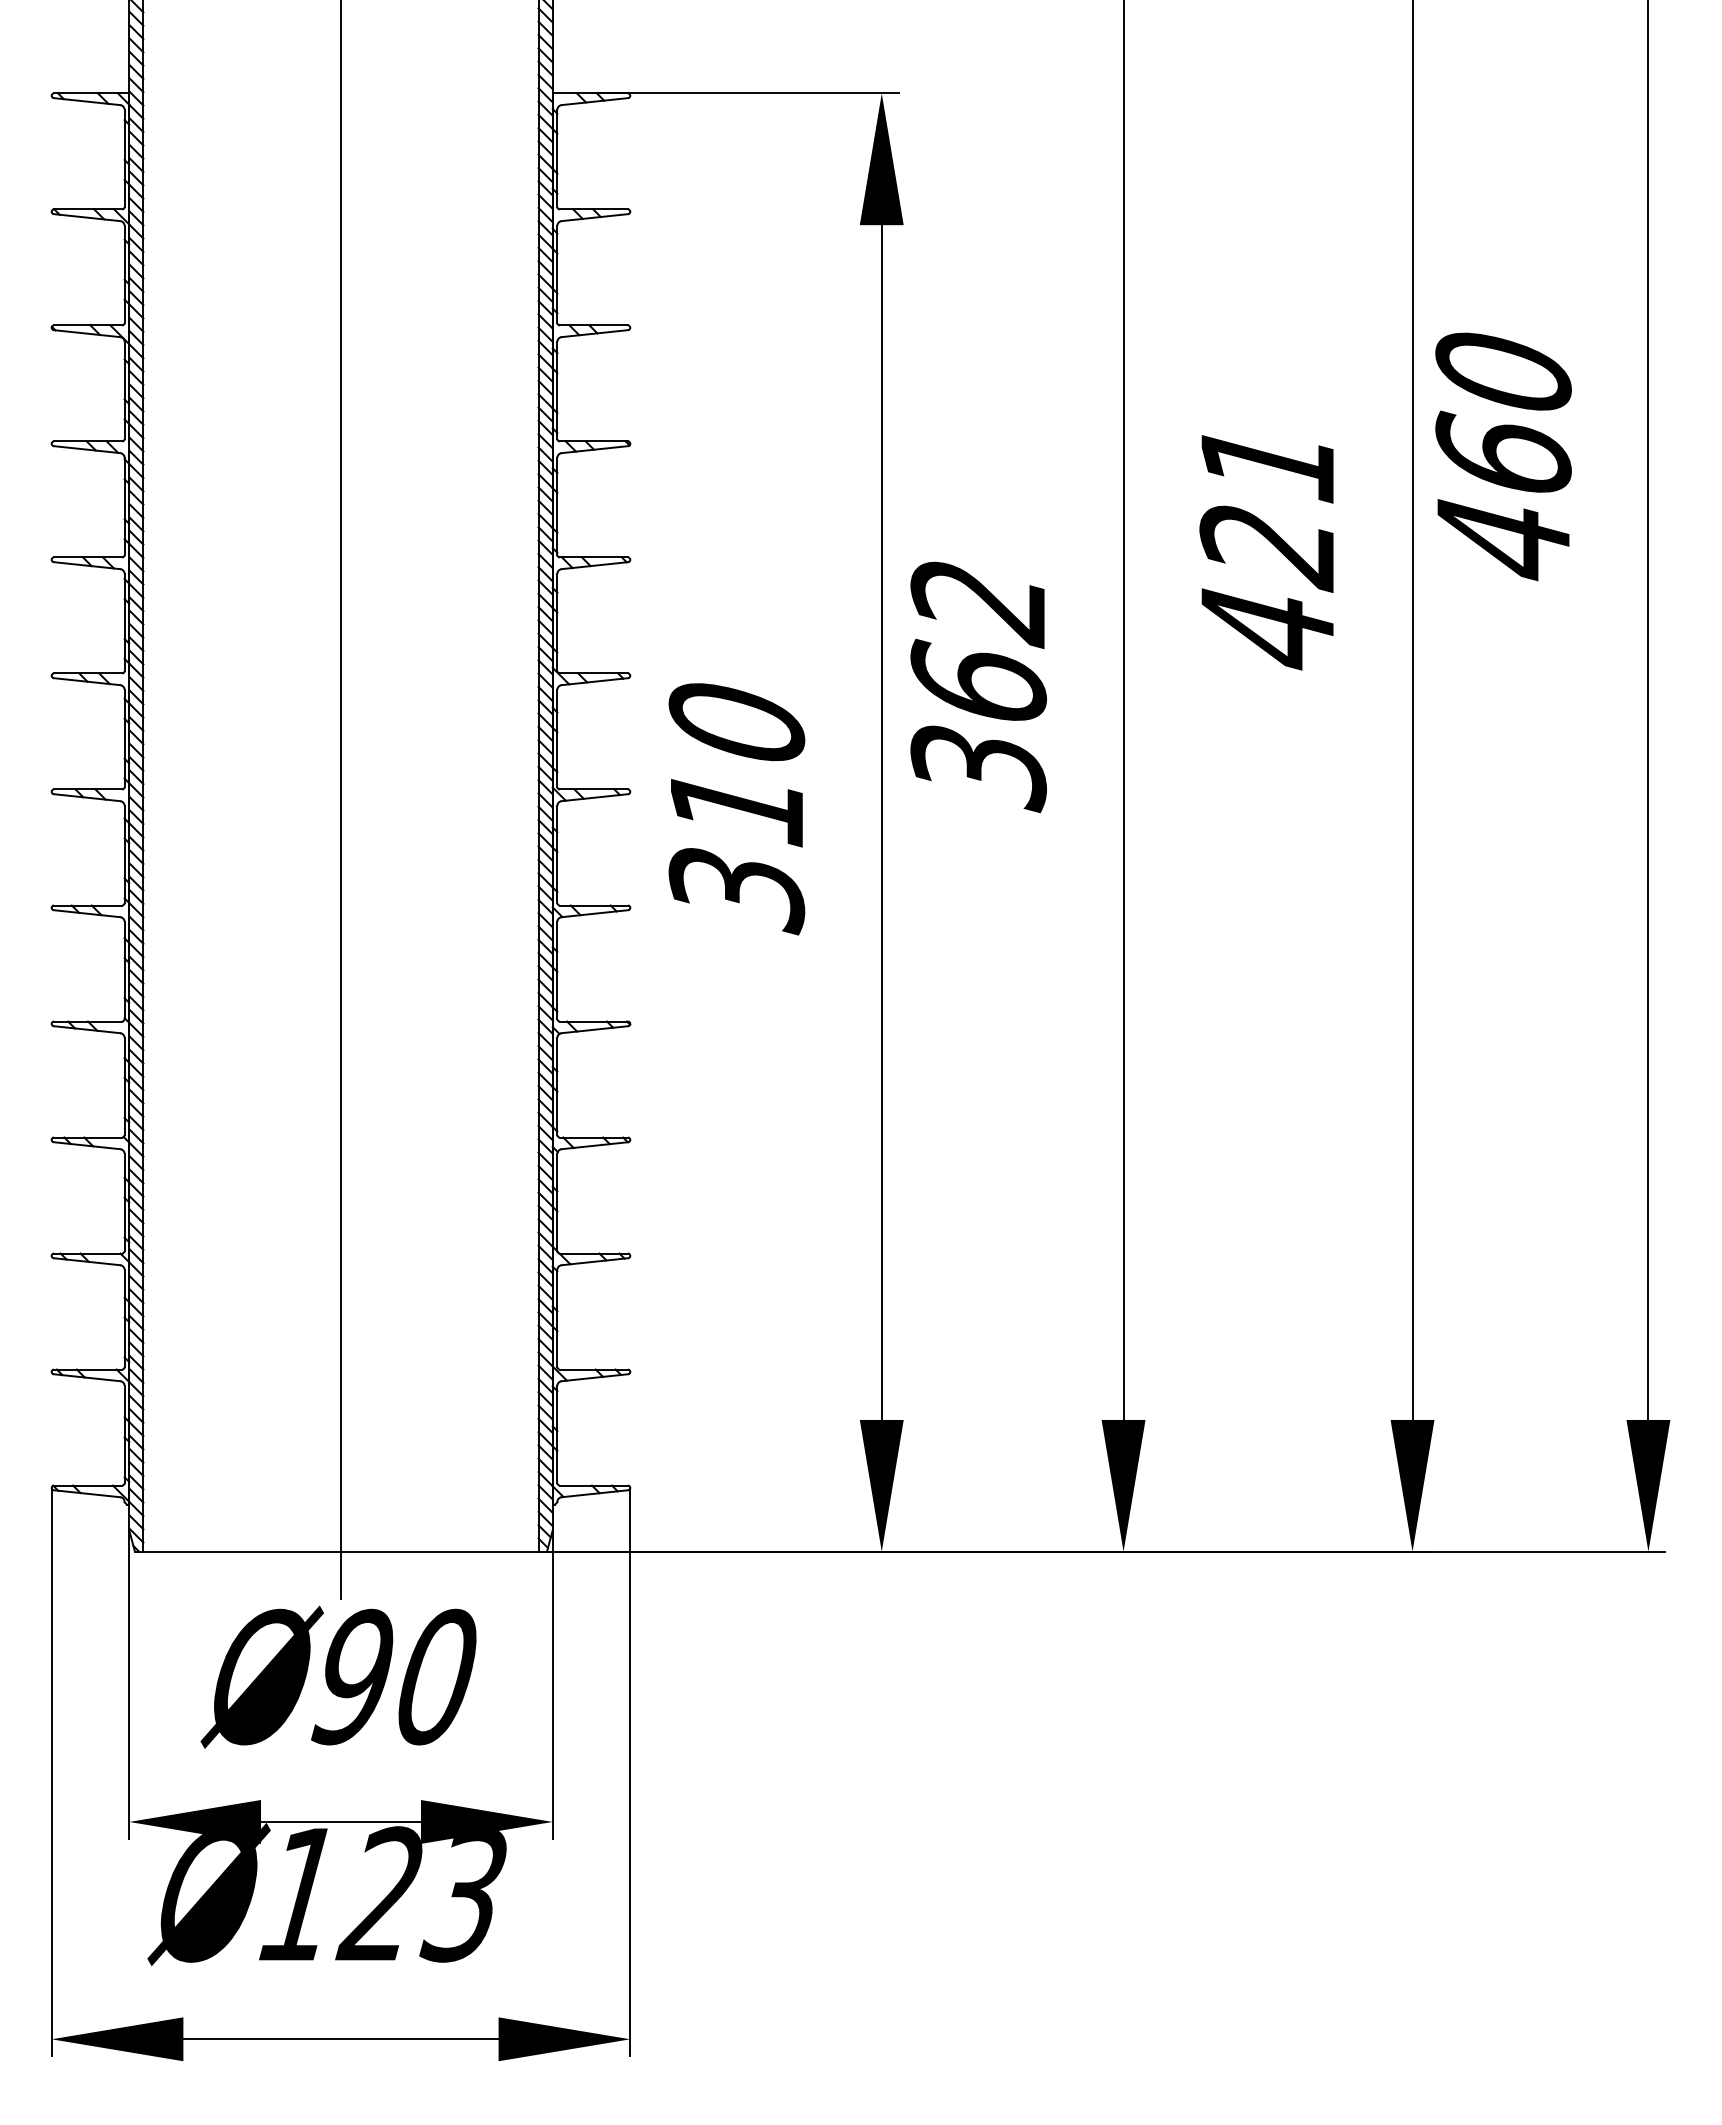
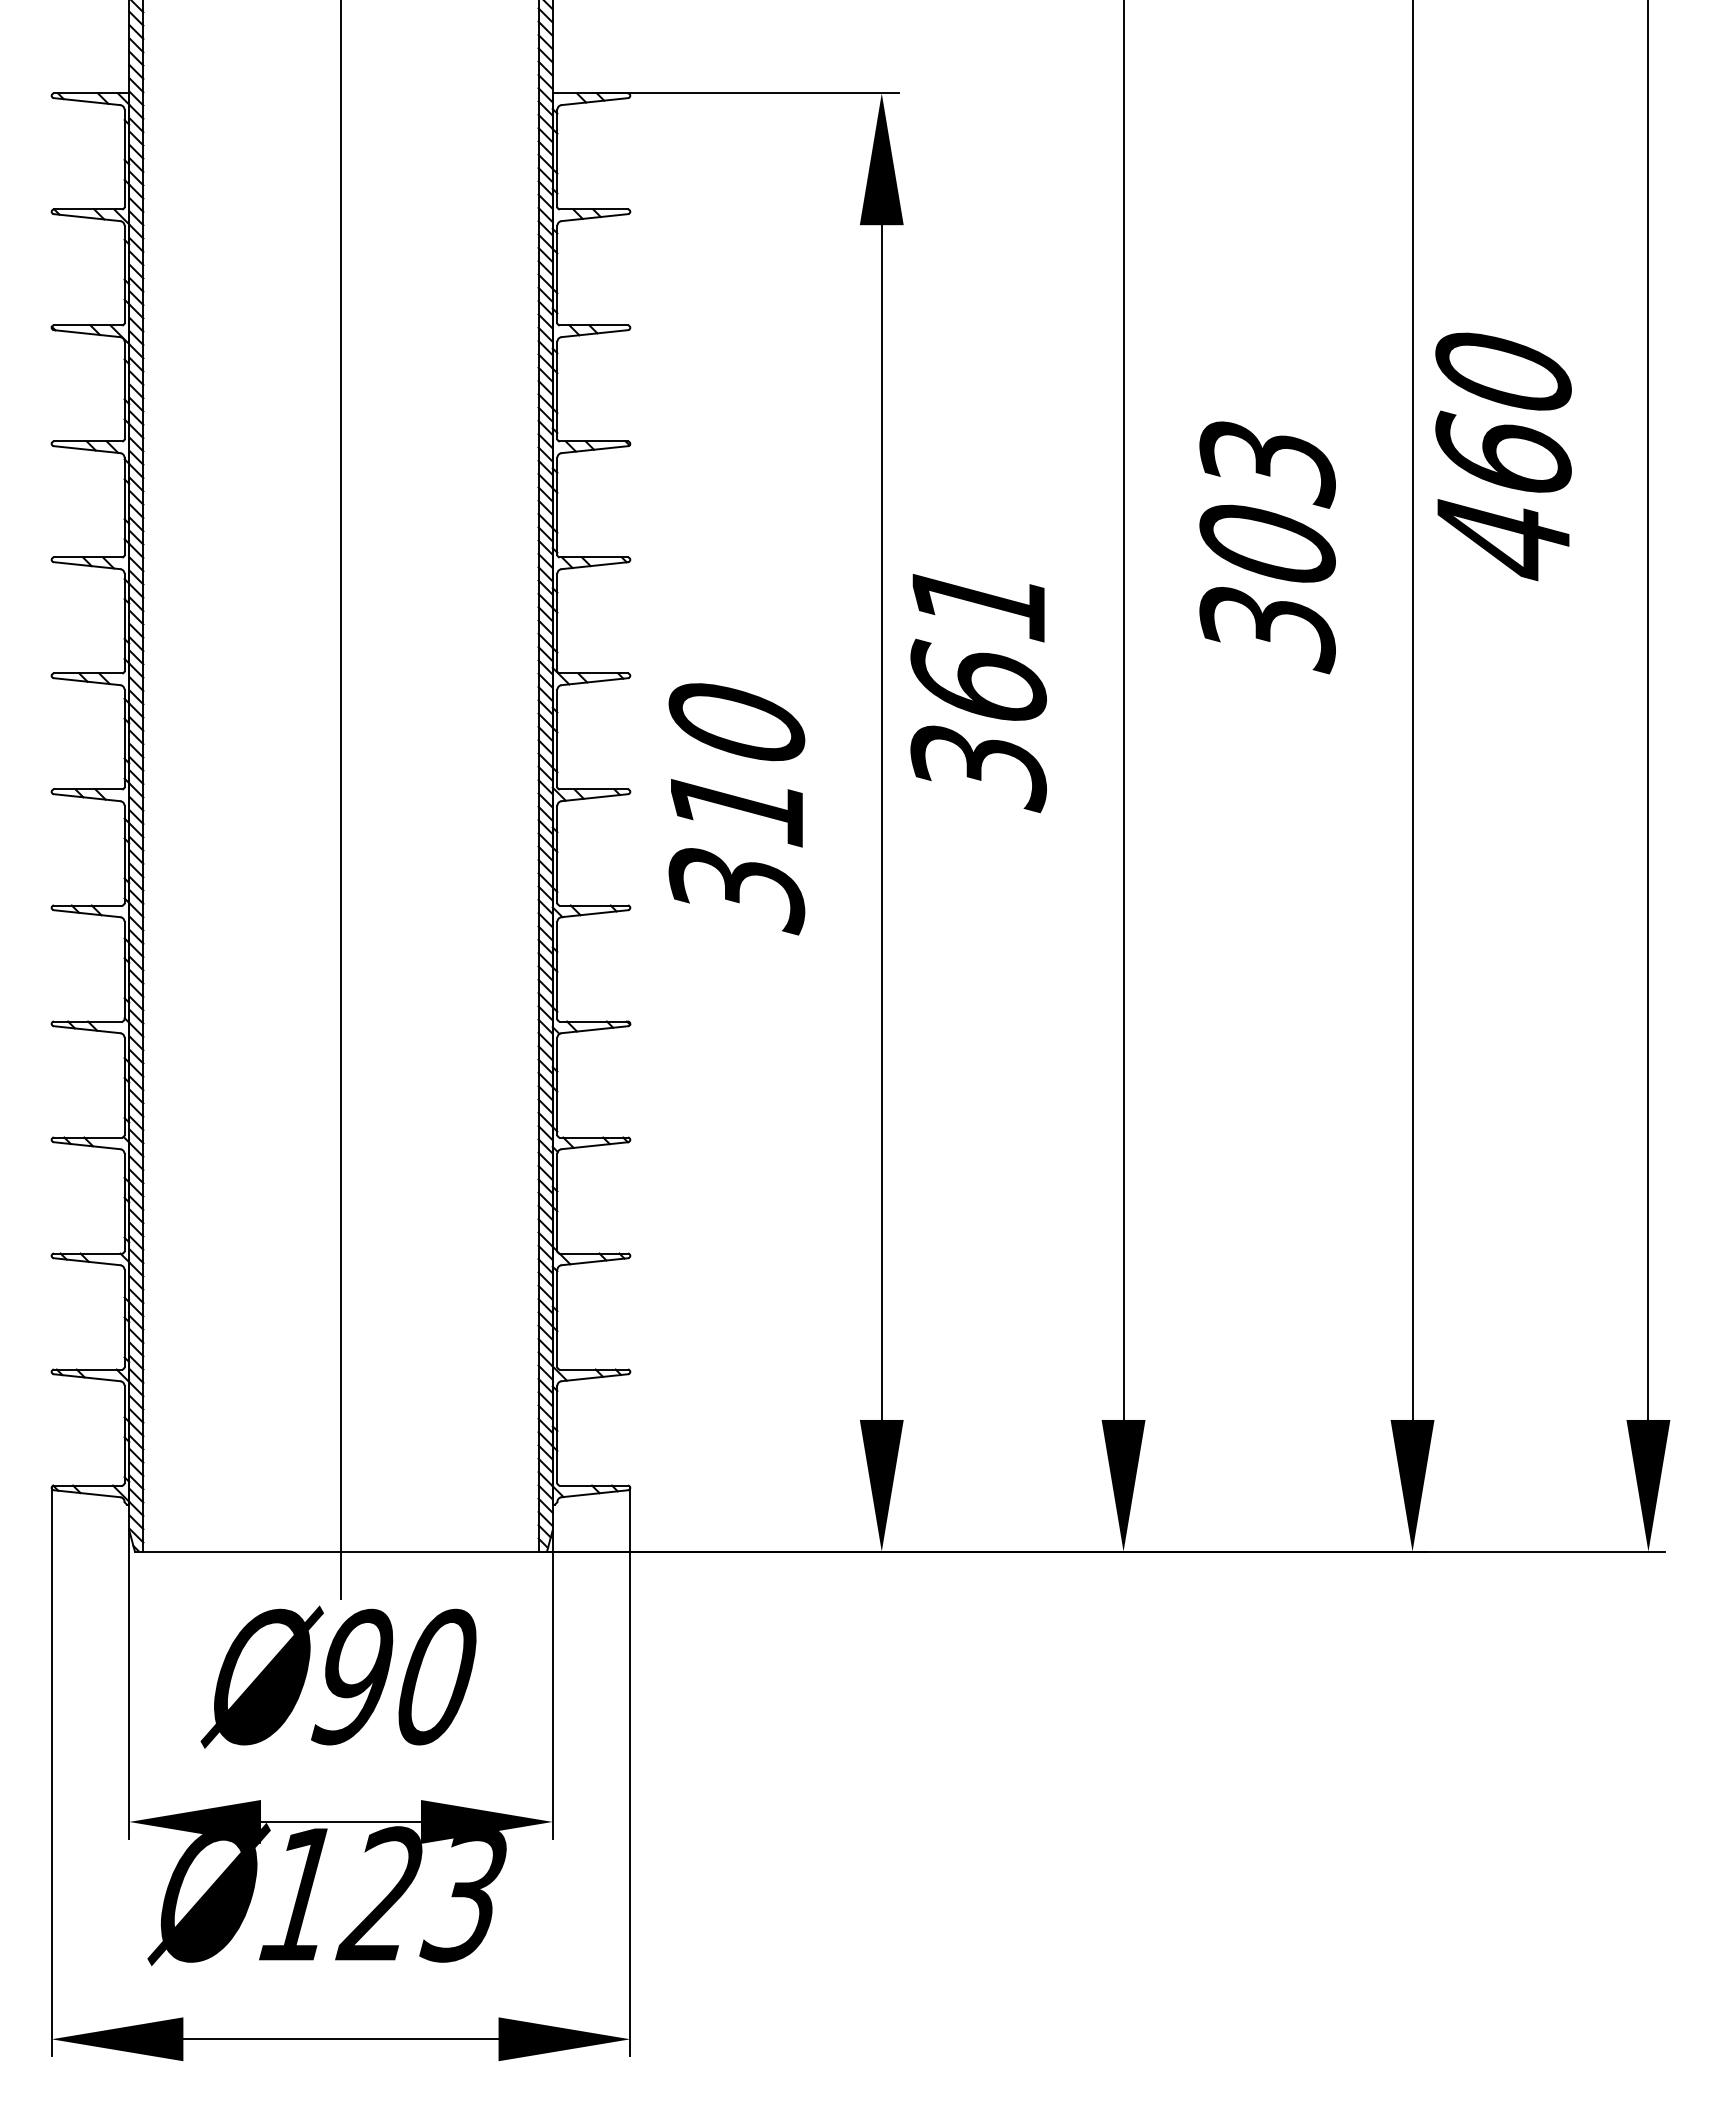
text: 421 -> 303 (1267, 547)
text: 362 -> 361 (977, 605)
